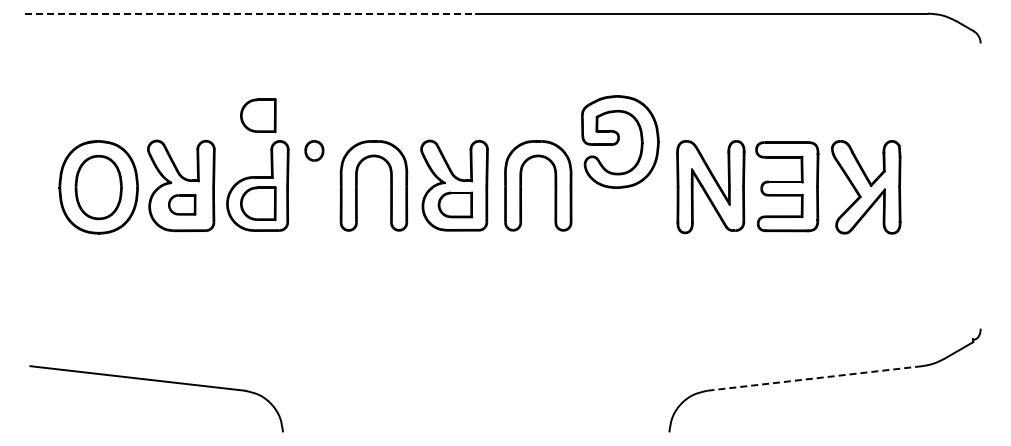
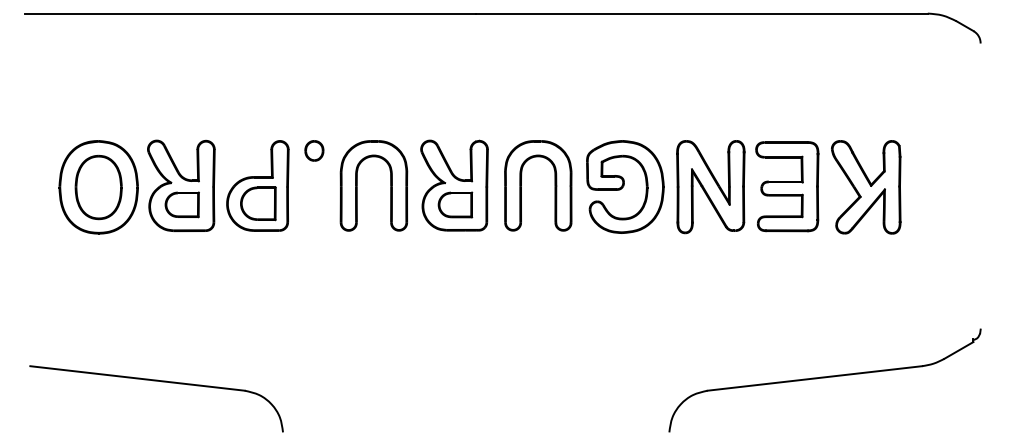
line: dashed -> solid (250, 13)
part: present -> none (258, 115)
part position: (620, 141) -> (625, 186) (625, 186)
part size: 29x22 px -> 36x28 px (181, 204)
line: dashed -> solid (814, 378)
